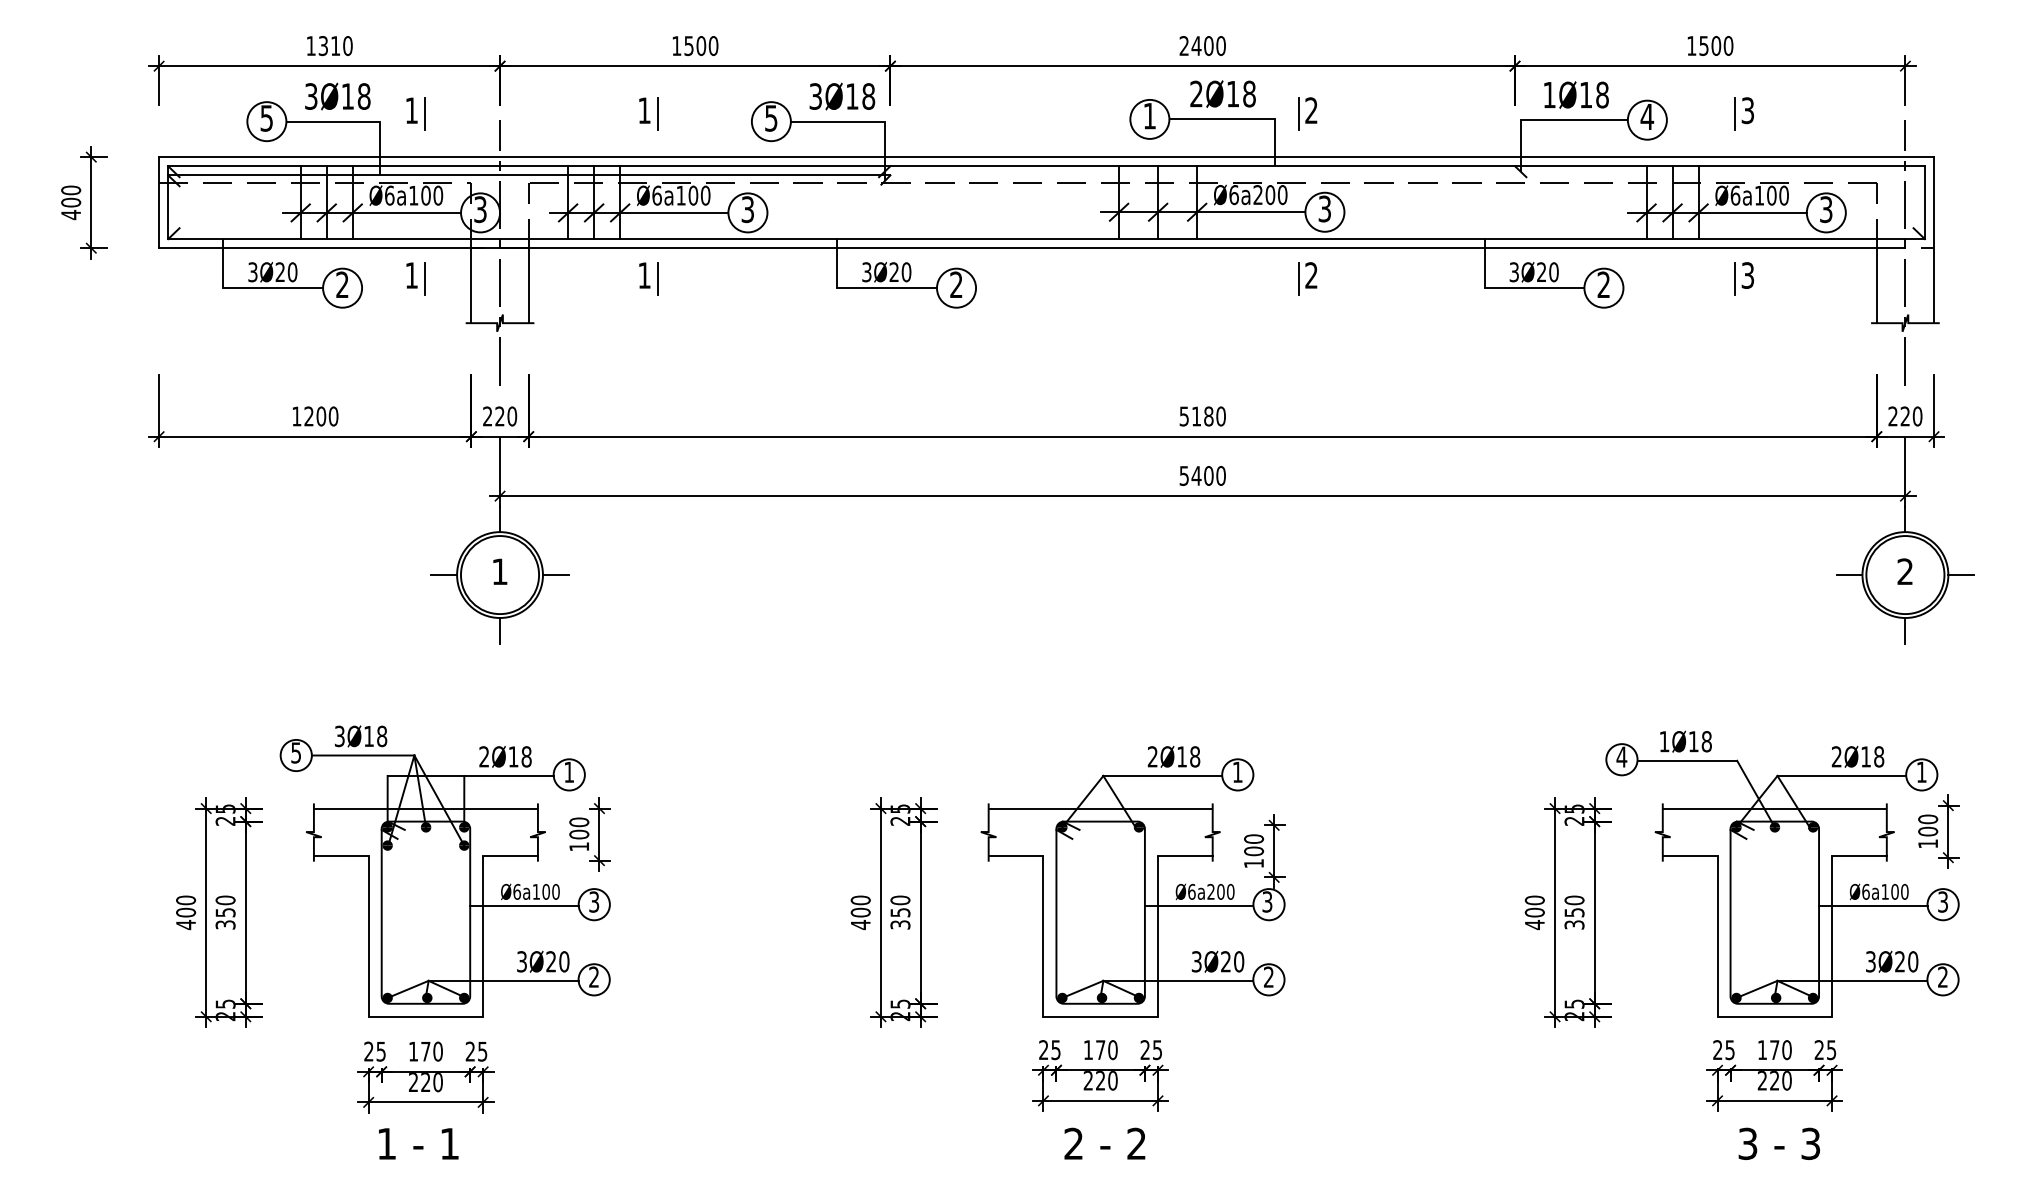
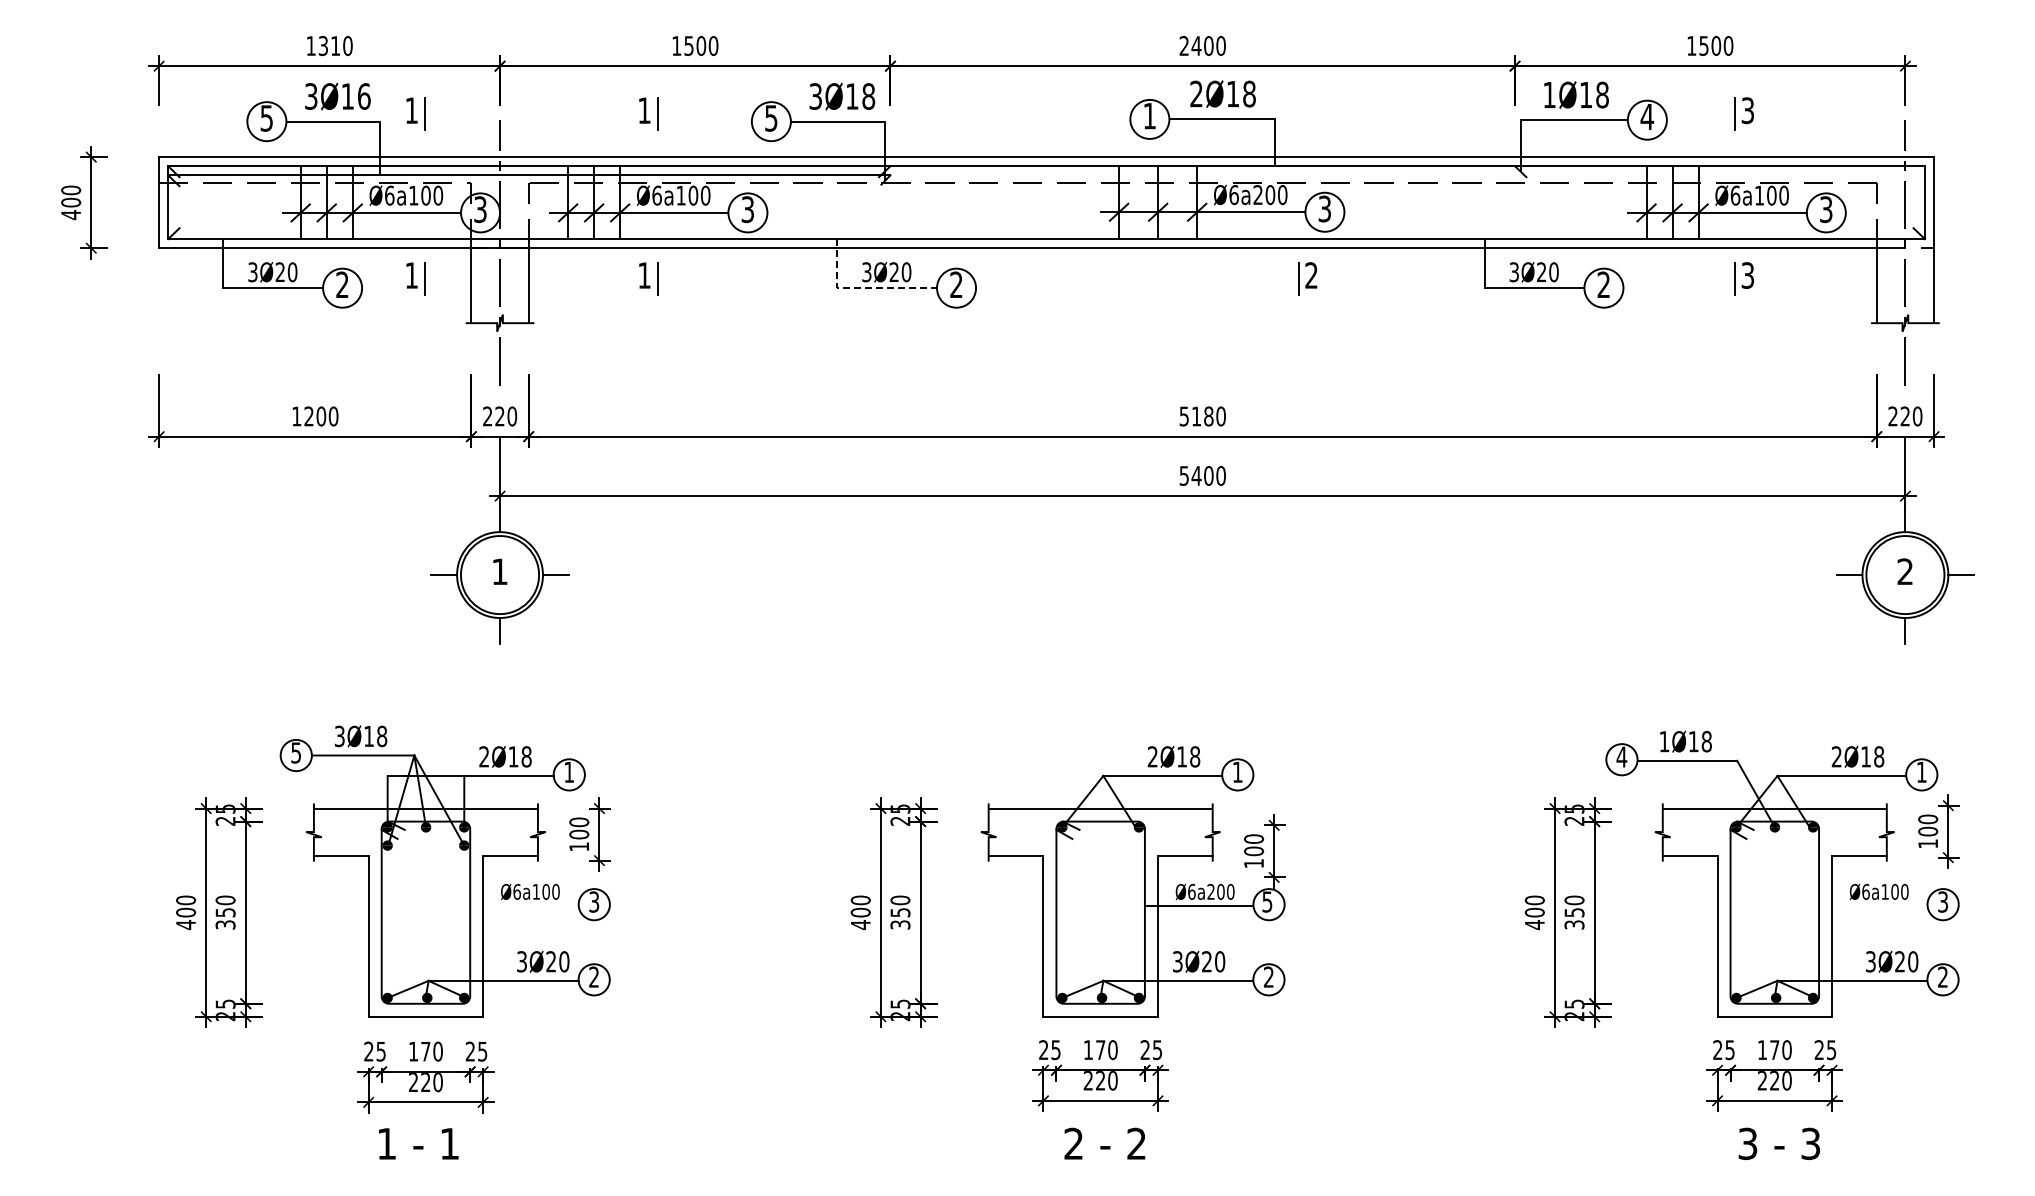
text: 3Ø18 -> 3Ø16 (363, 96)
part: present -> none (1307, 113)
line: solid -> dashed (862, 288)
text: 3 -> 5 (1267, 901)
line: present -> none (524, 905)
line: present -> none (1873, 905)
text position: (1217, 961) -> (1198, 961) (1198, 961)
